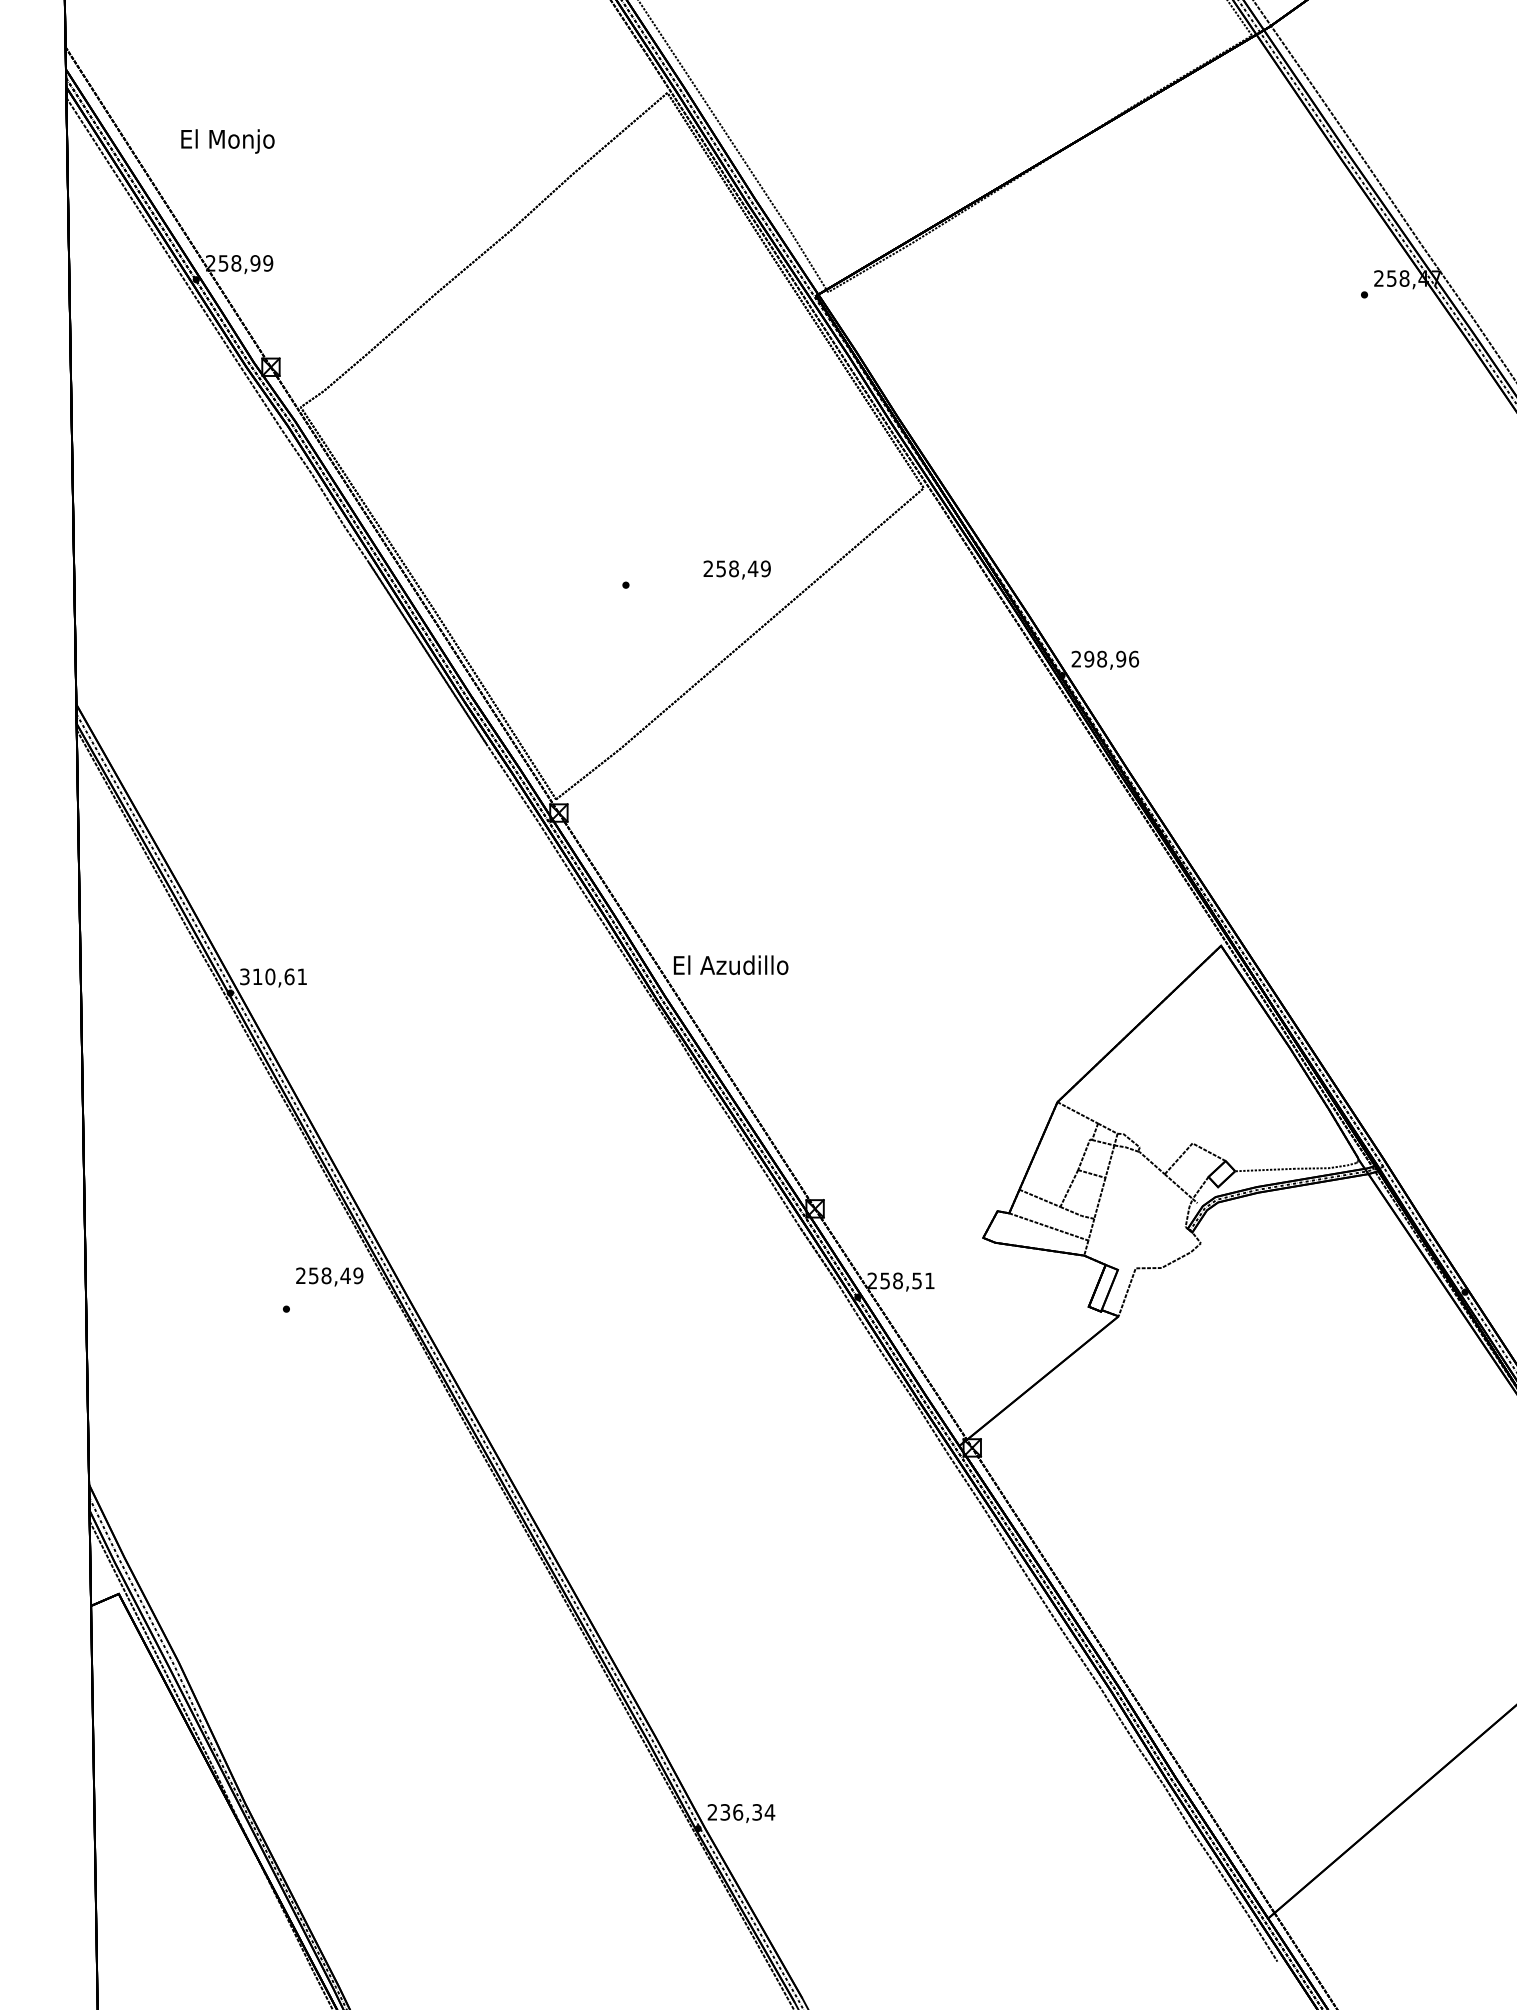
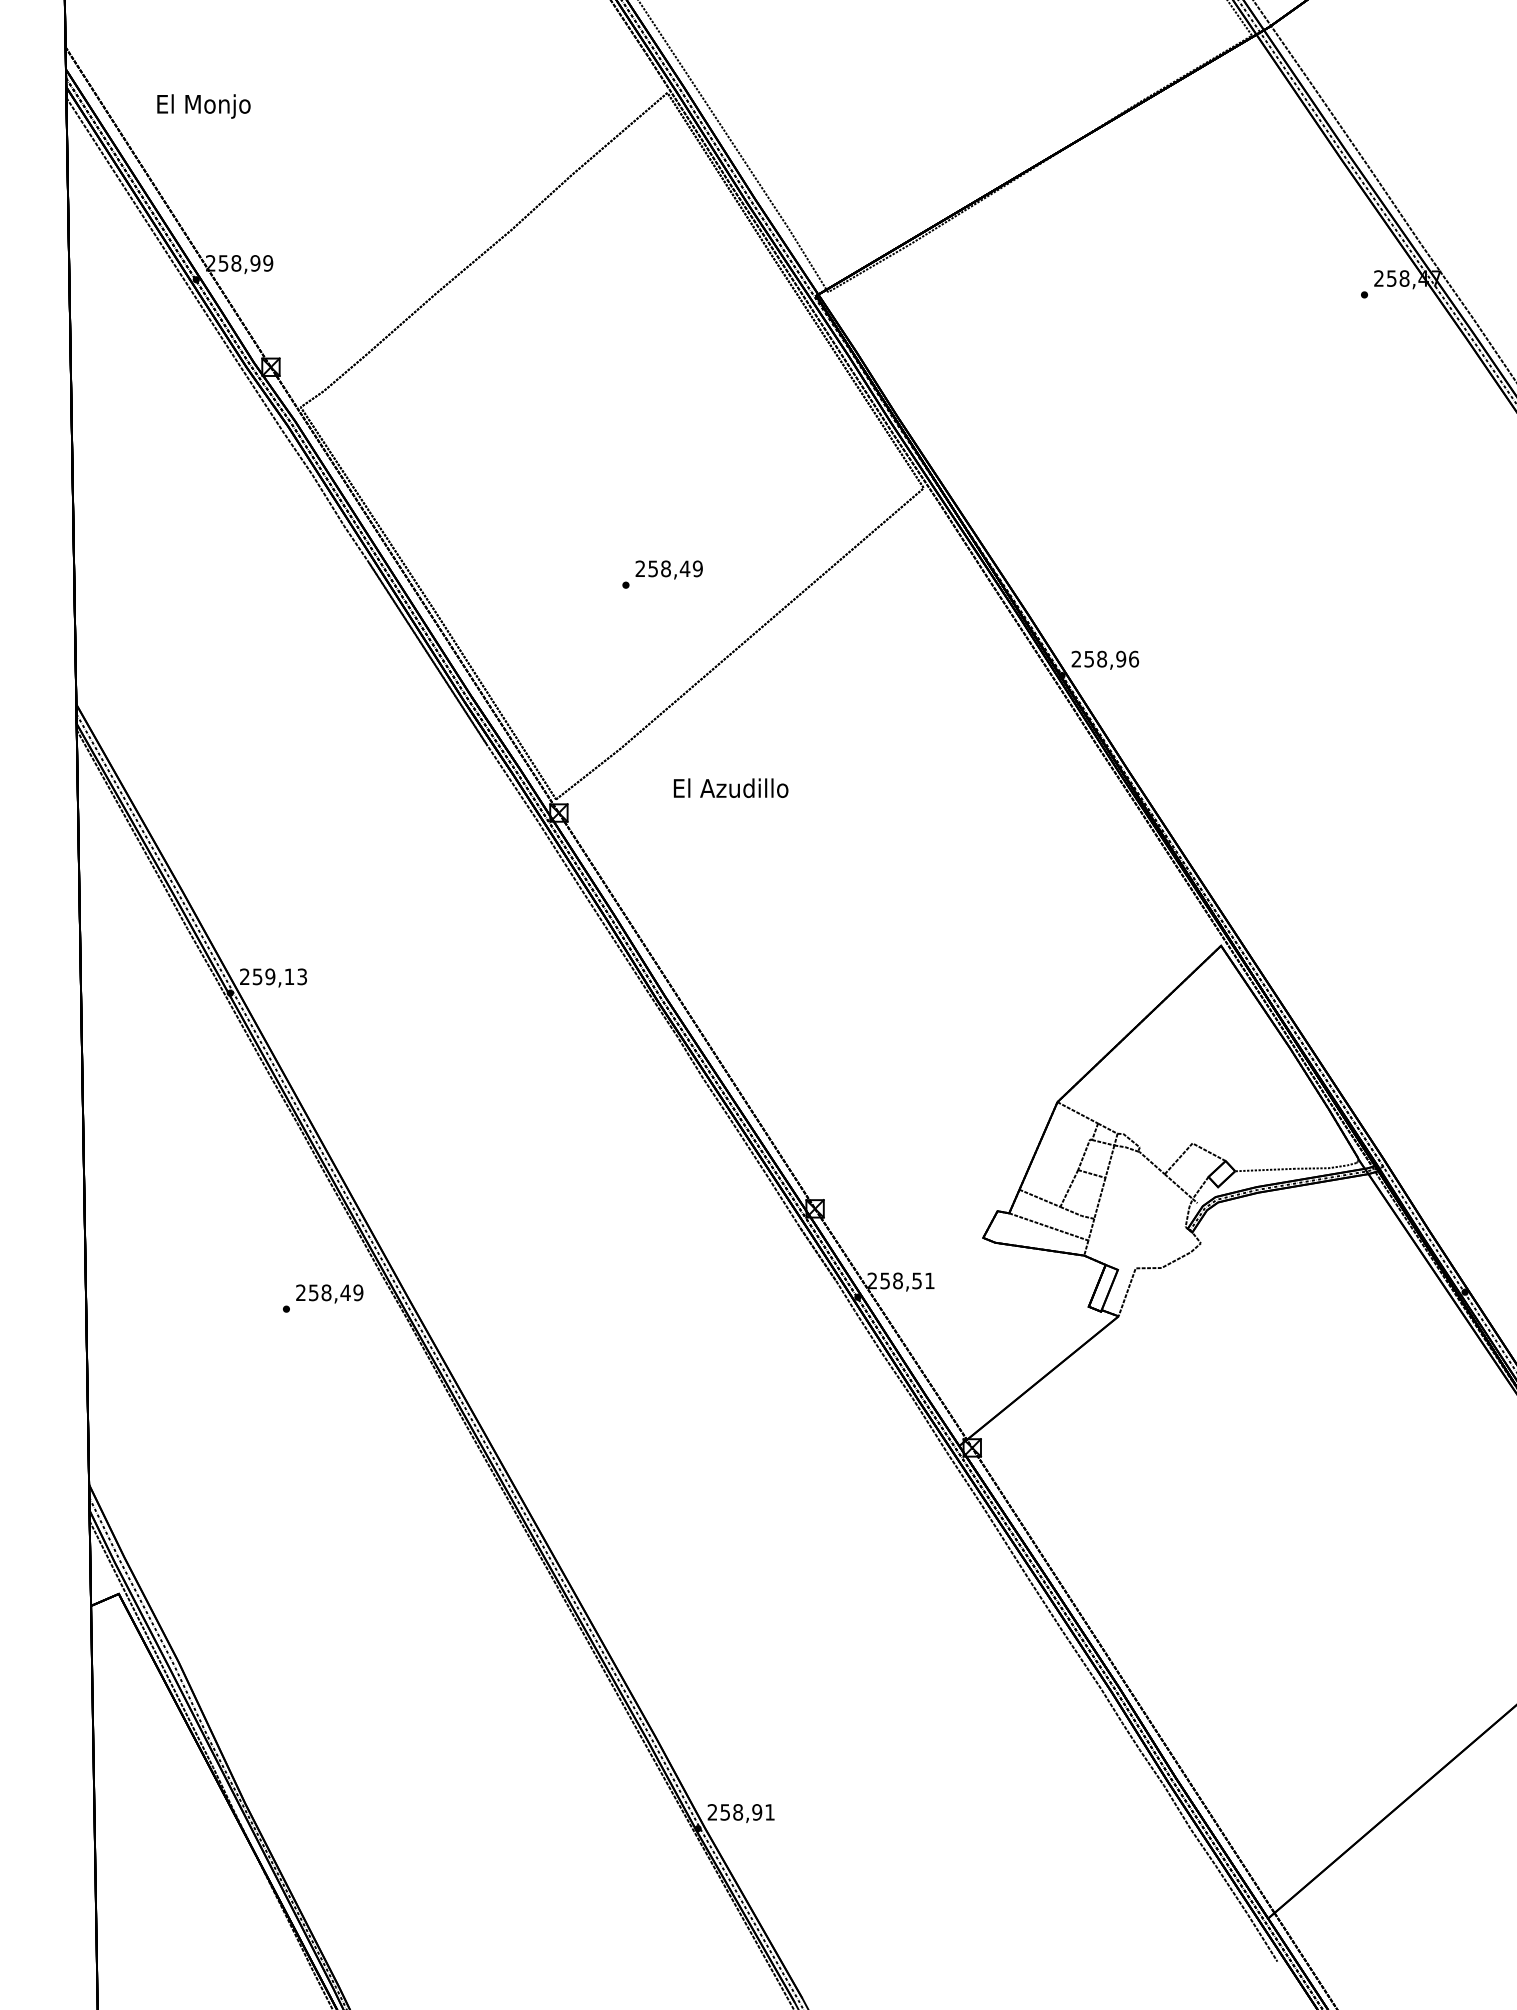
text position: (227, 141) -> (203, 106) (203, 106)
text position: (736, 569) -> (668, 569) (668, 569)
text: 298,96 -> 258,96 (1089, 658)
text position: (731, 964) -> (731, 787) (731, 787)
text: 310,61 -> 259,13 (273, 976)
text position: (329, 1276) -> (329, 1293) (329, 1293)
text: 236,34 -> 258,91 (748, 1812)
